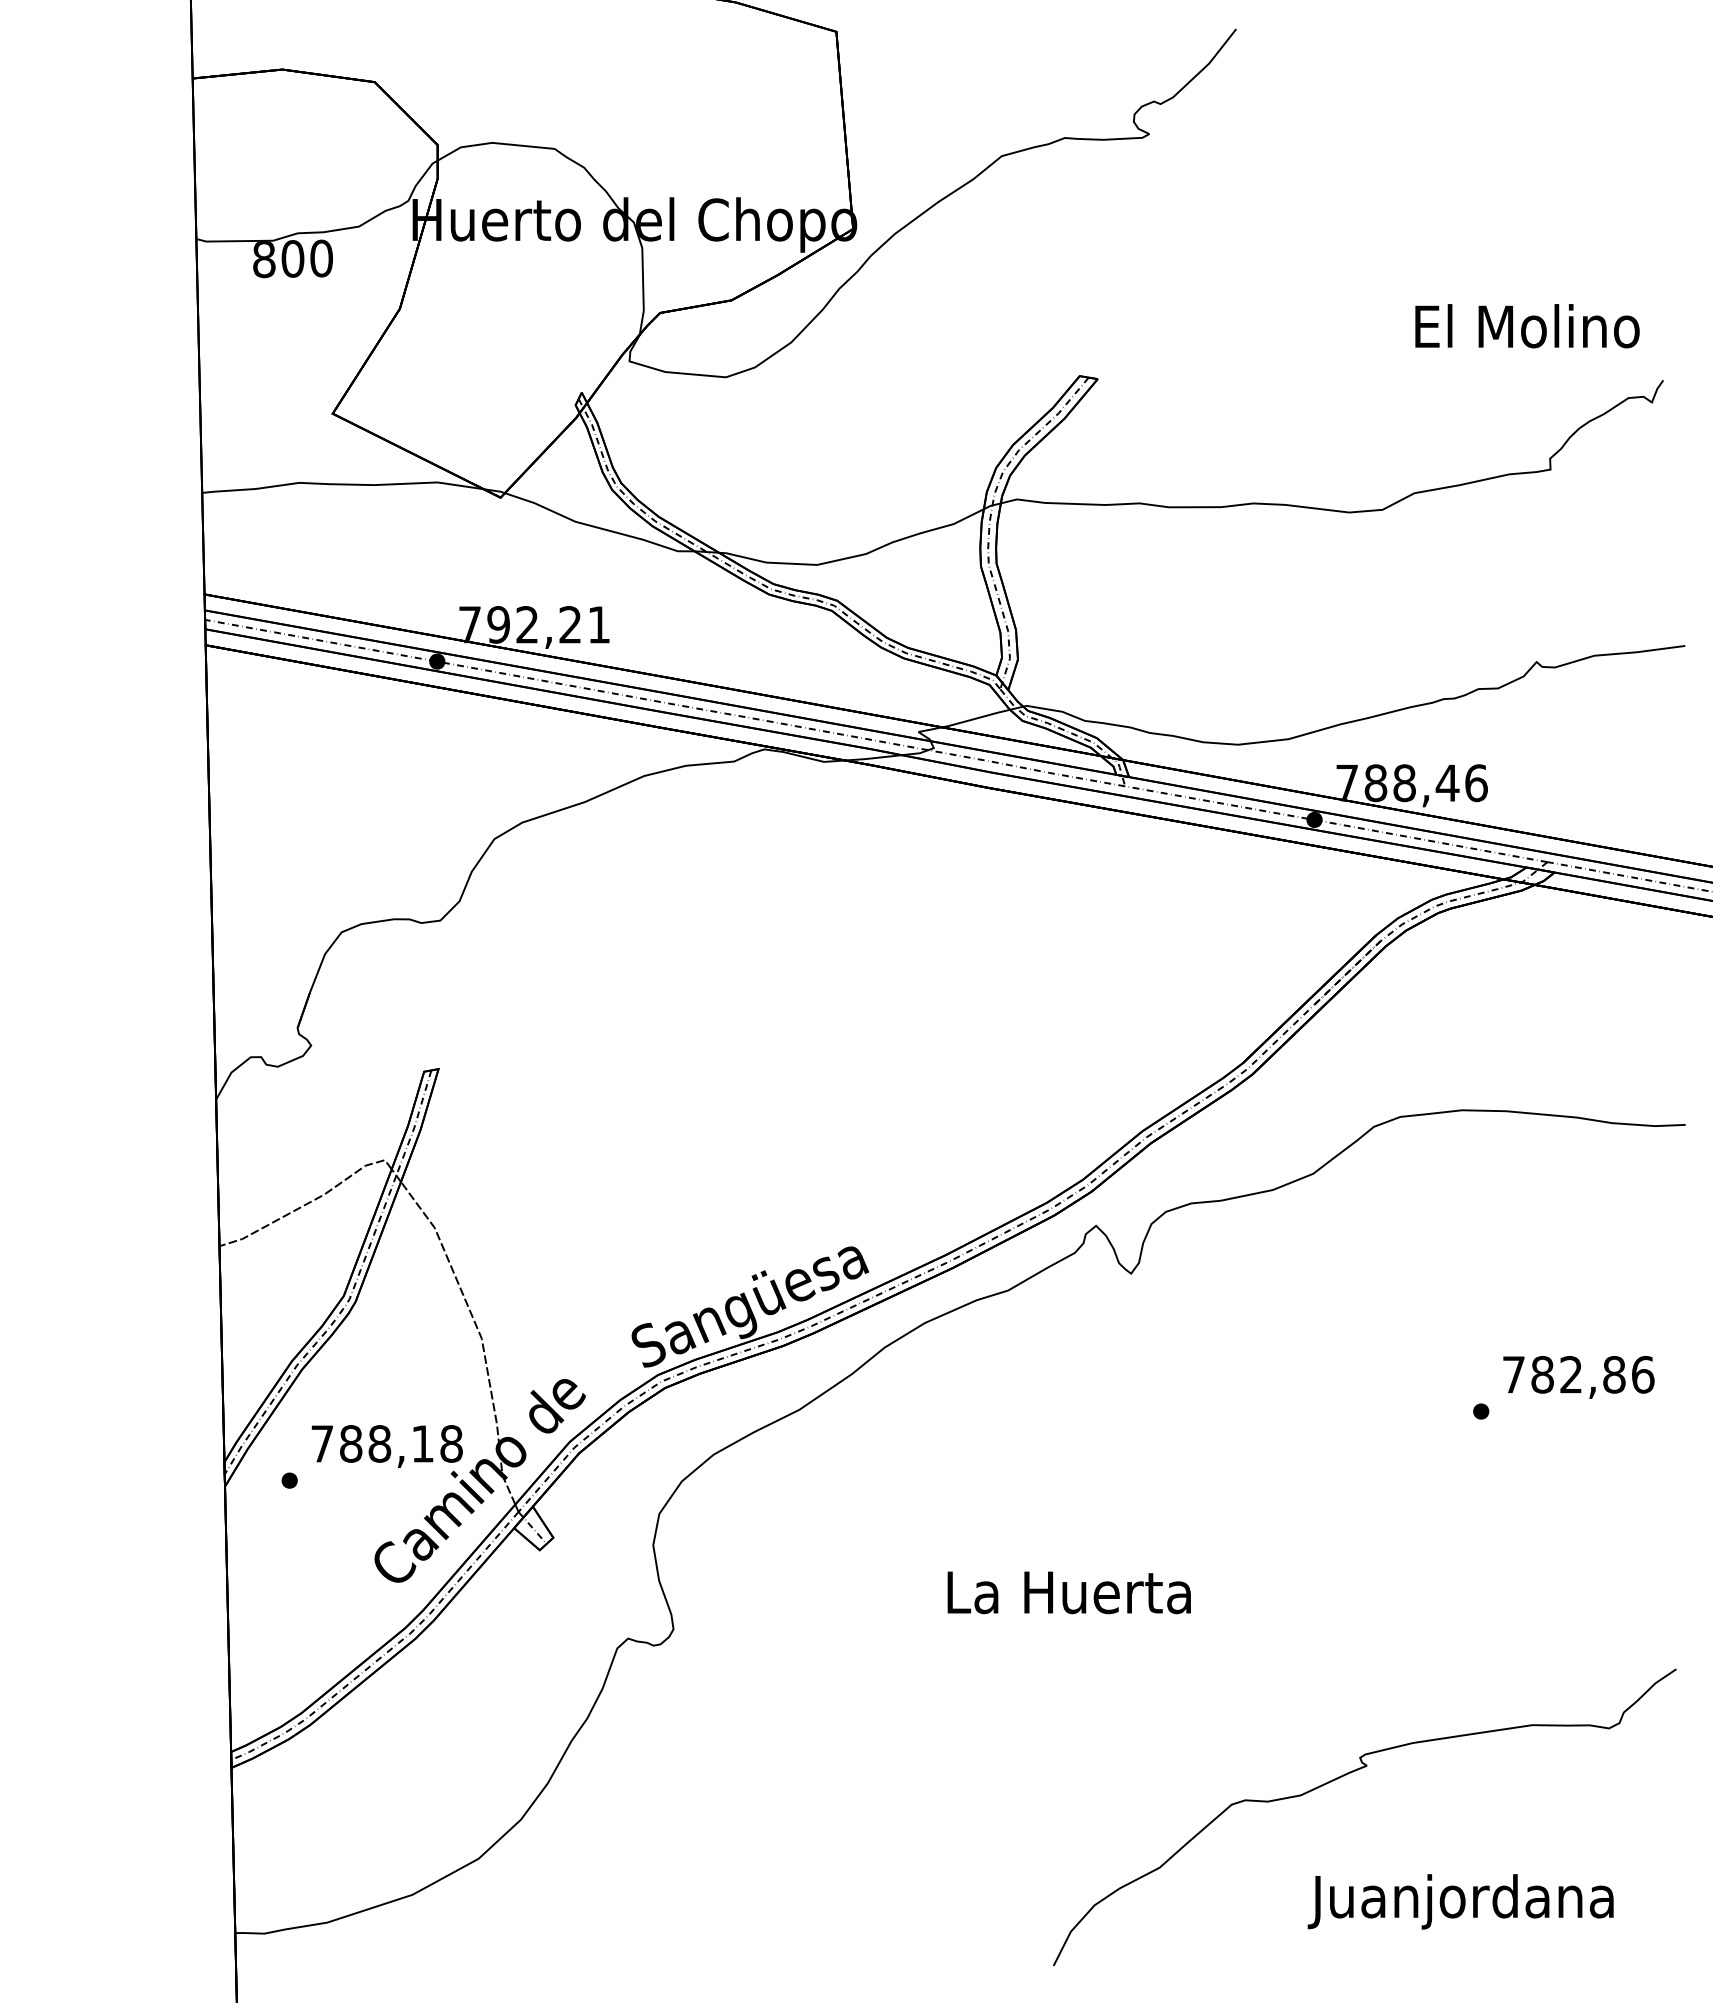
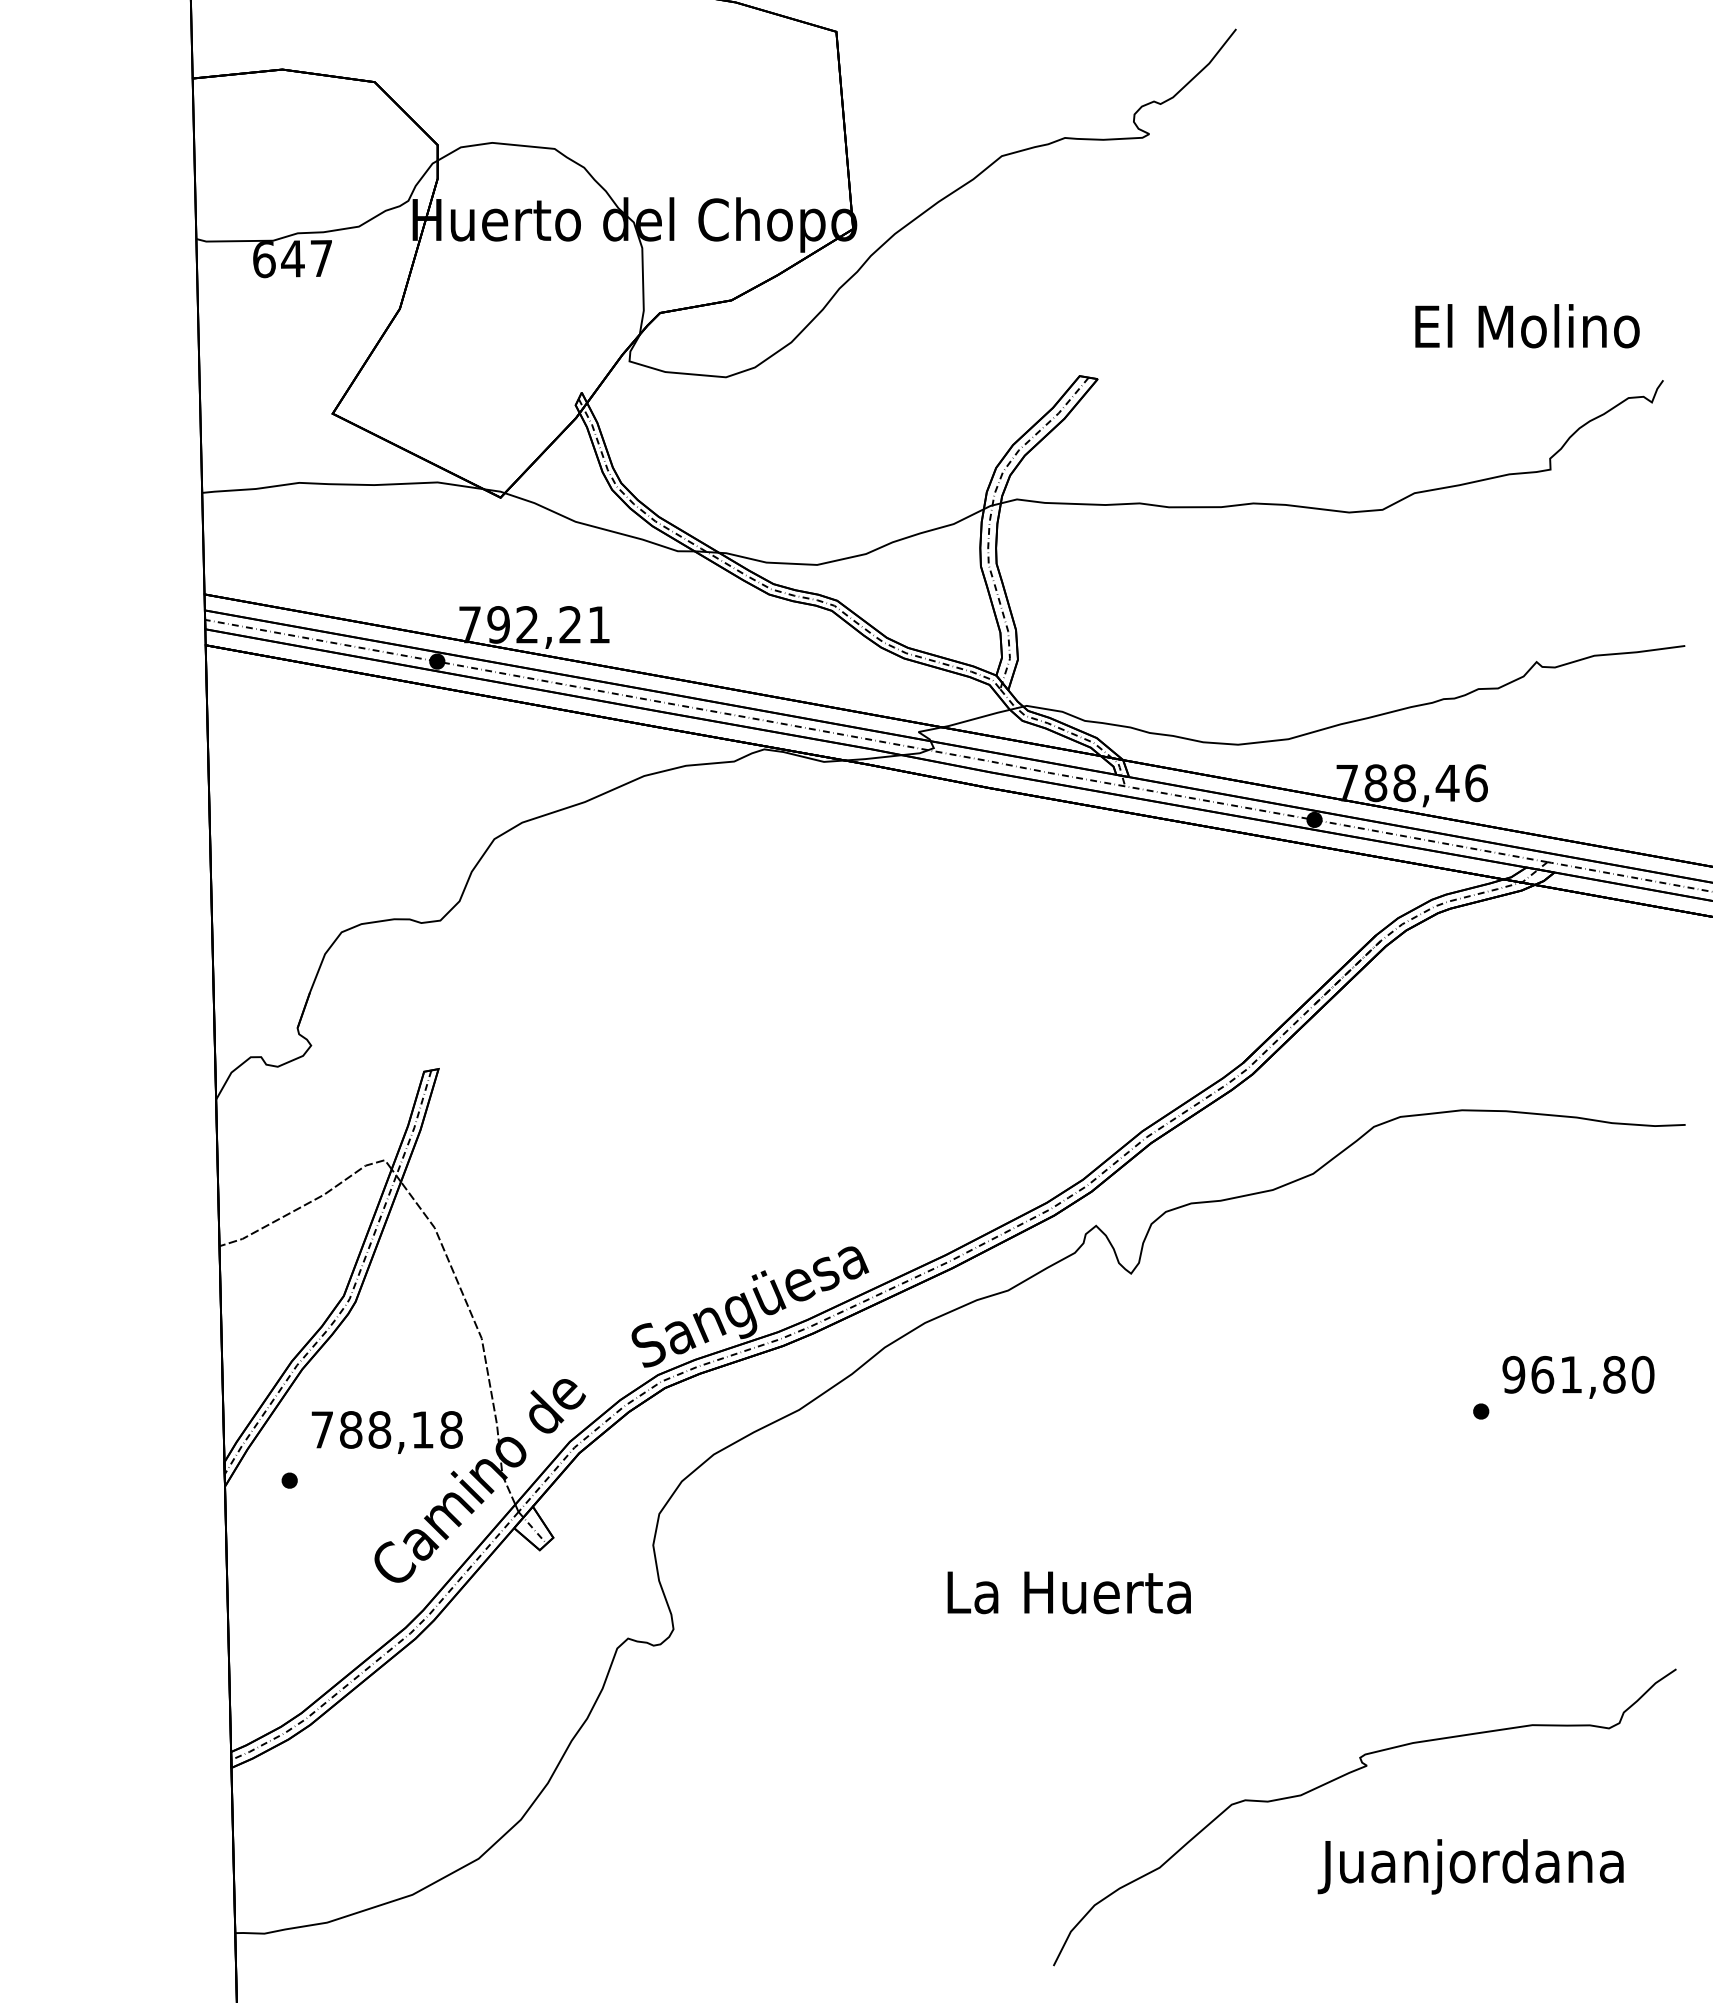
text: 800 -> 647 (293, 258)
text: 782,86 -> 961,80 (1578, 1374)
text position: (386, 1446) -> (386, 1432) (386, 1432)
text position: (1460, 1901) -> (1470, 1866) (1470, 1866)
